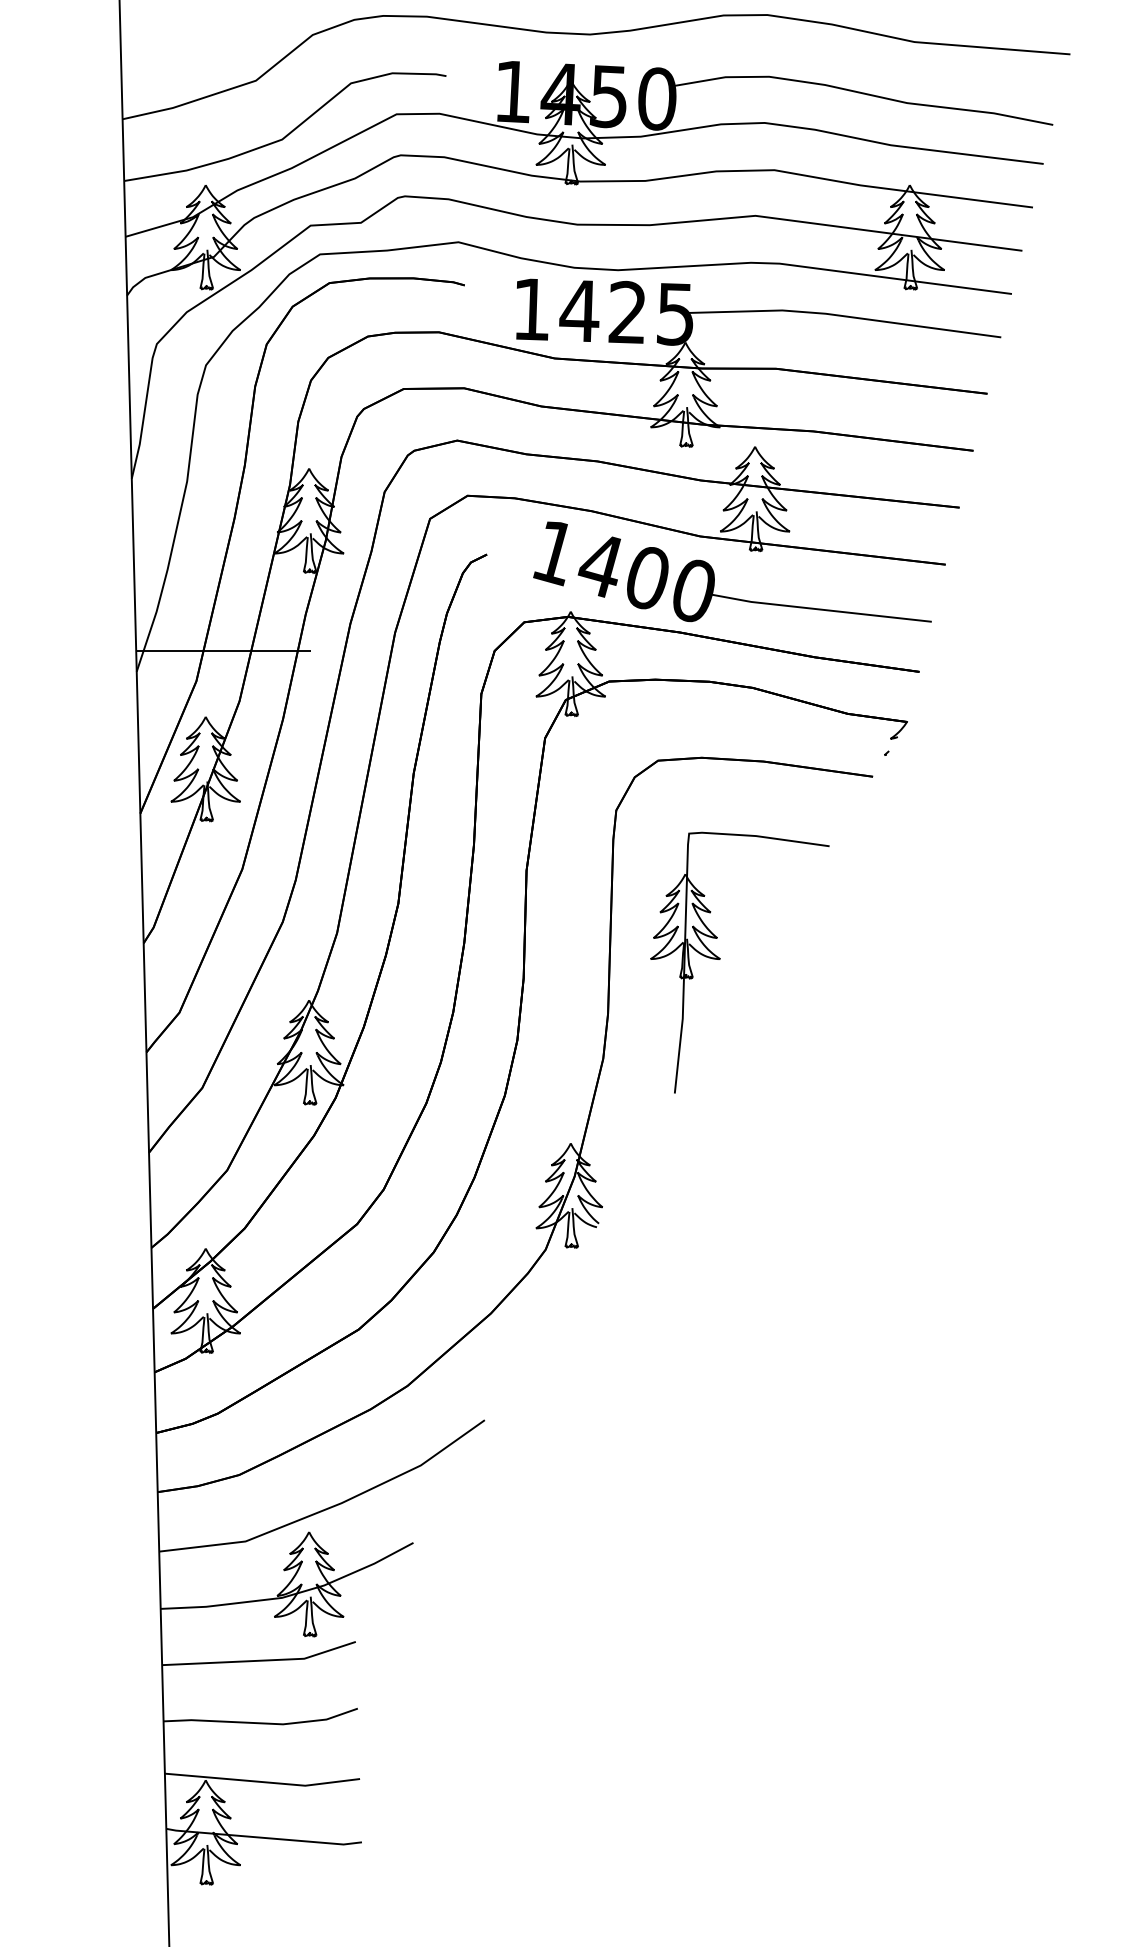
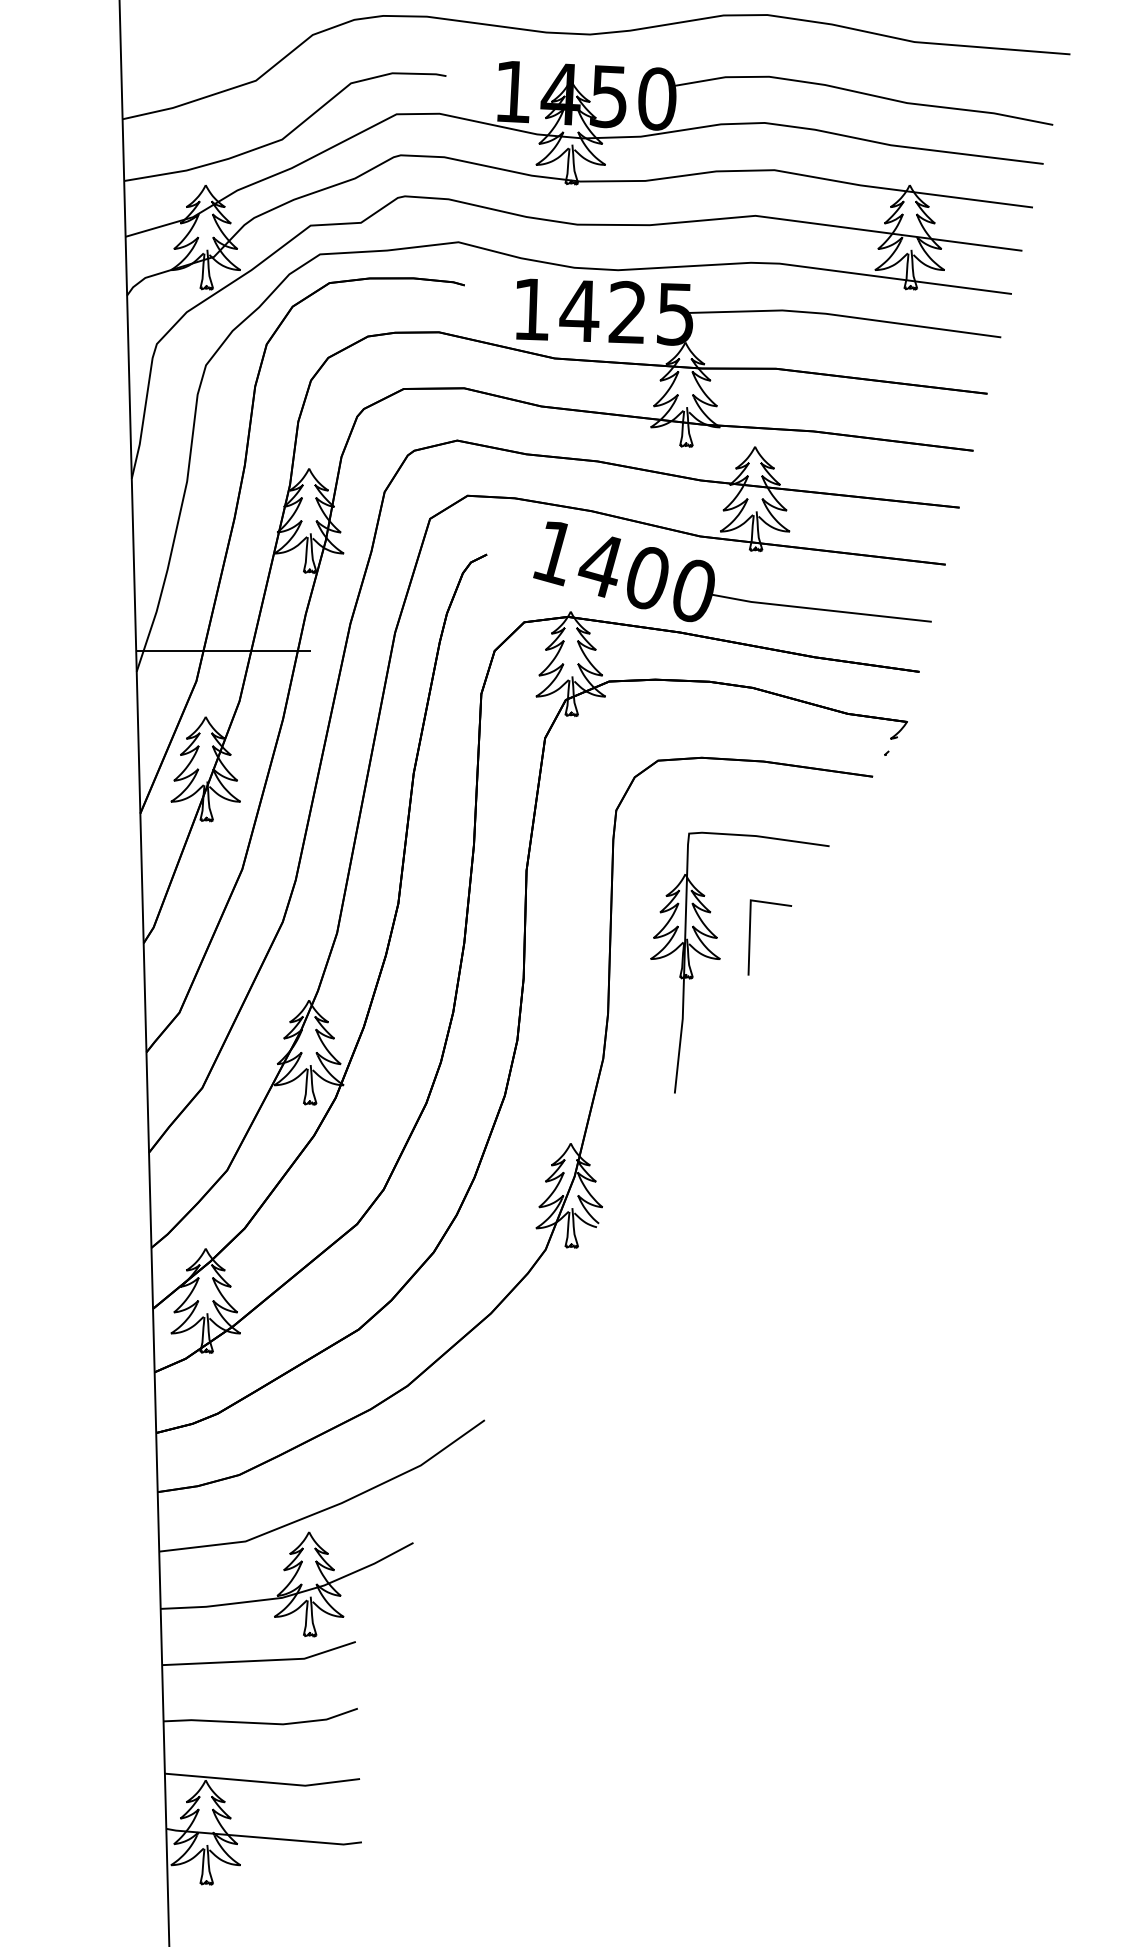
line: none -> present (750, 937)
